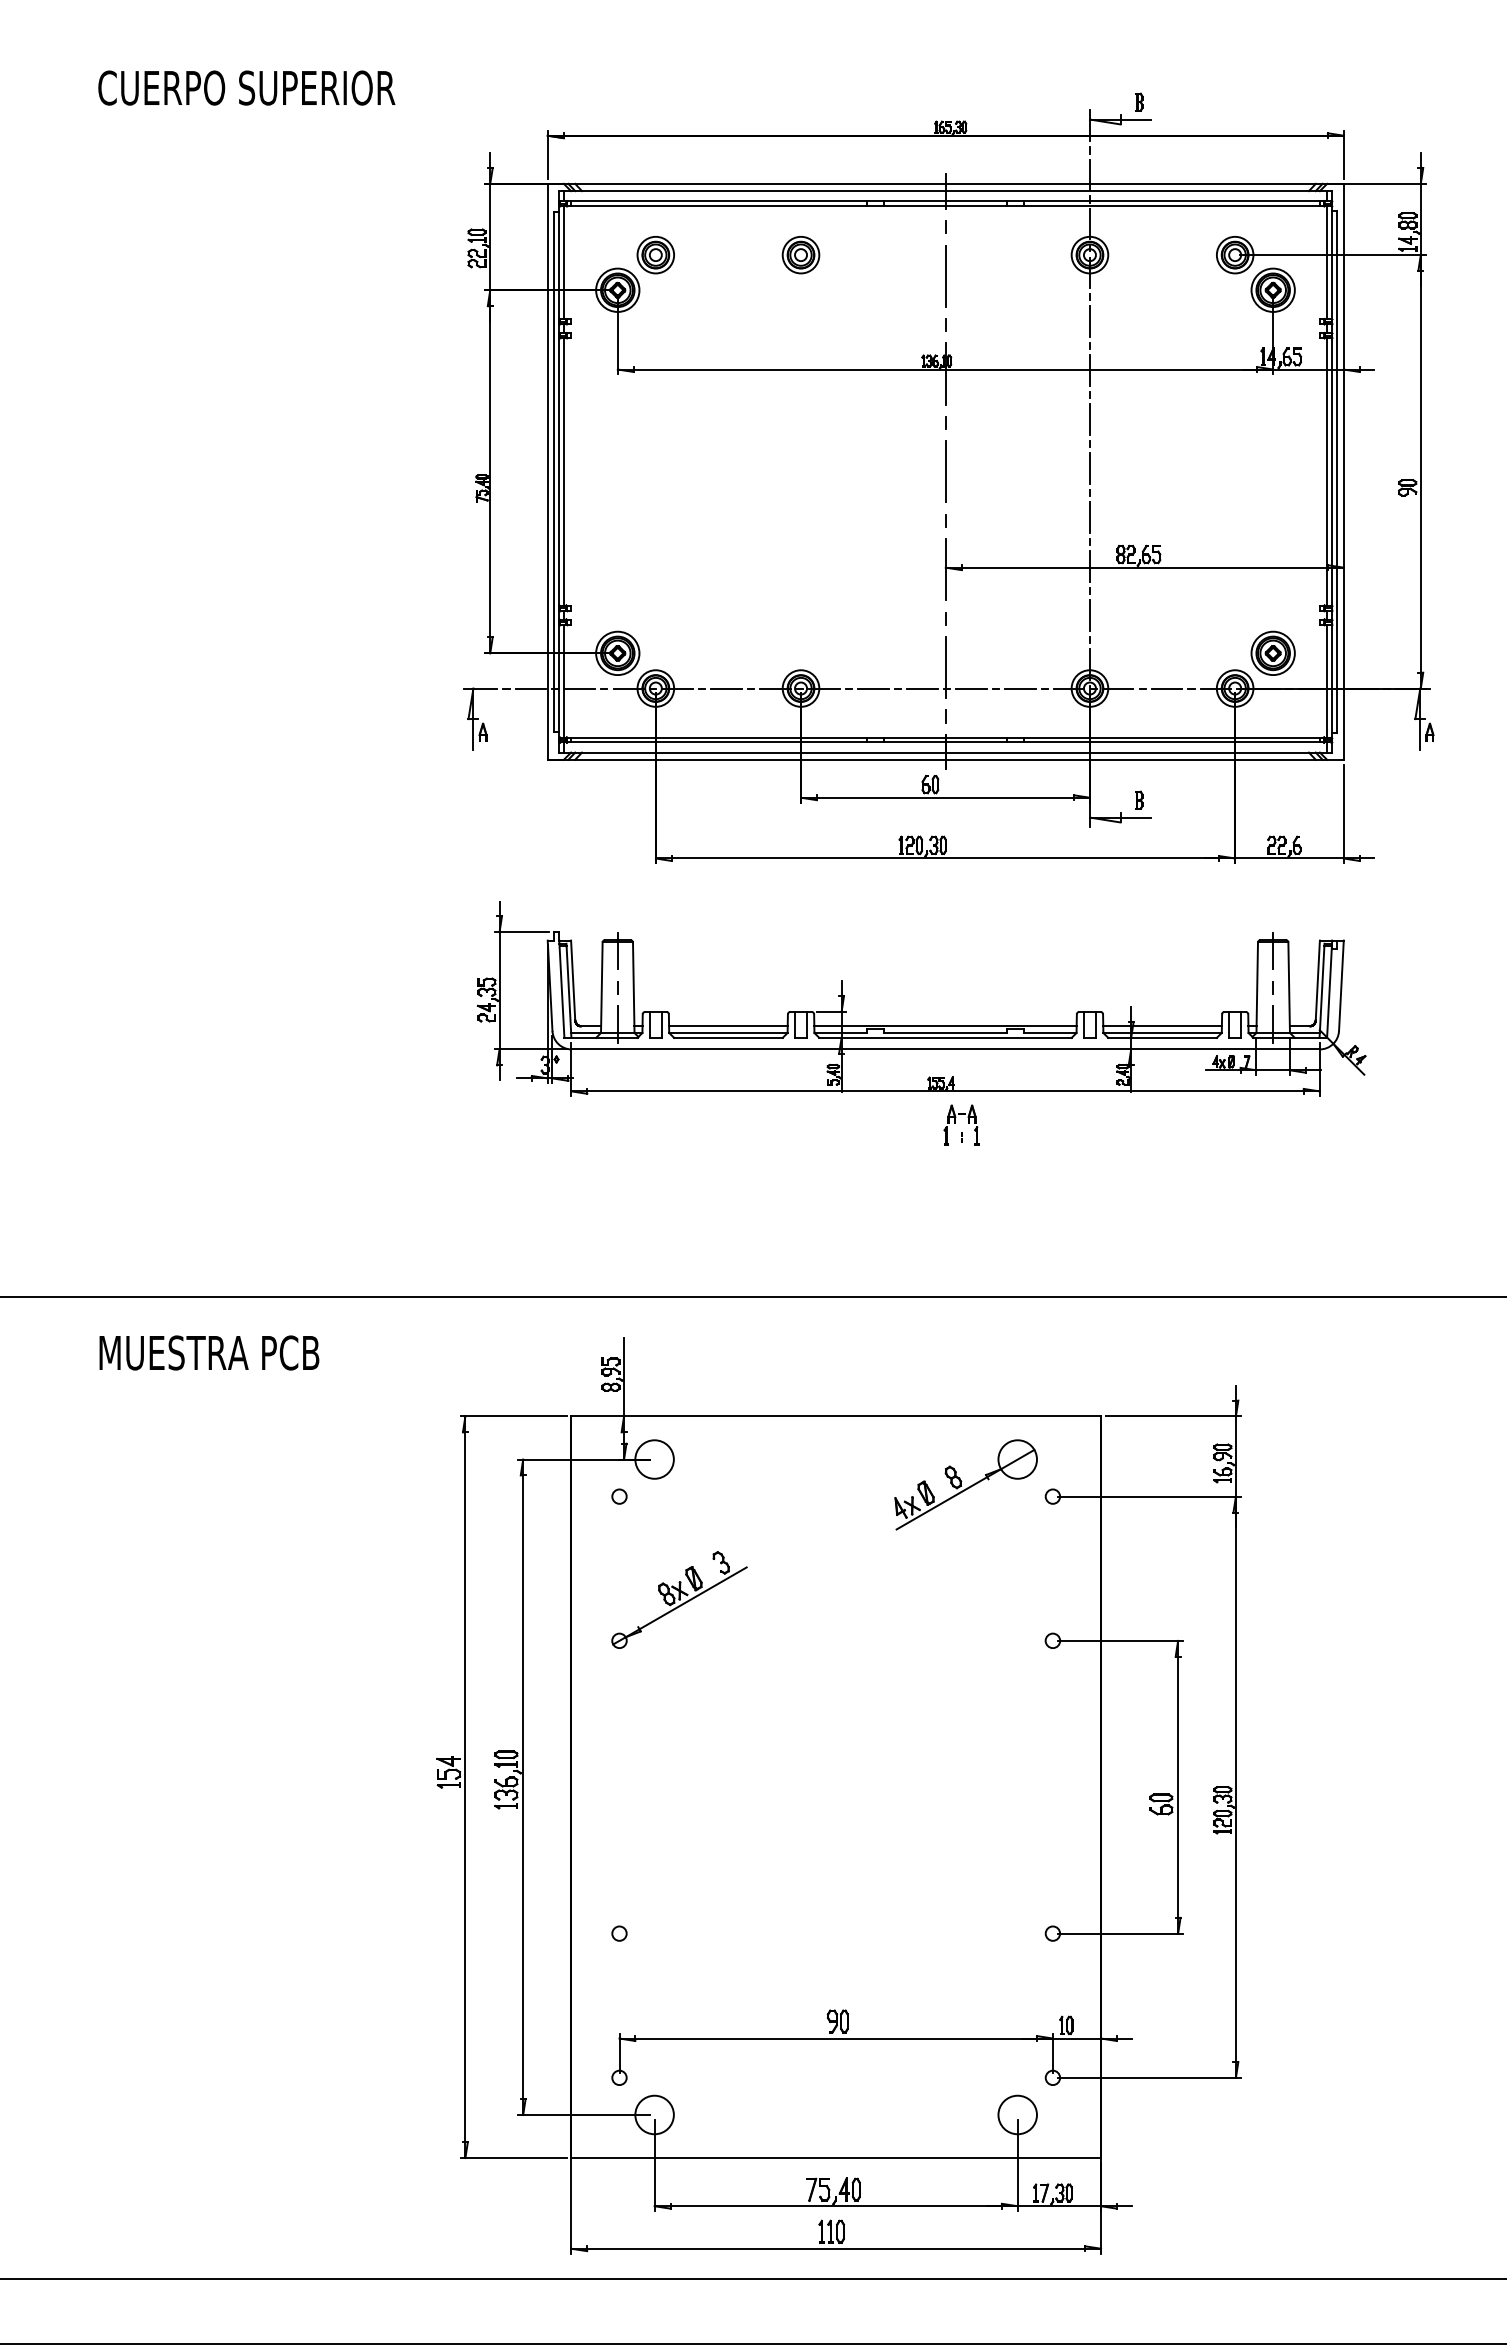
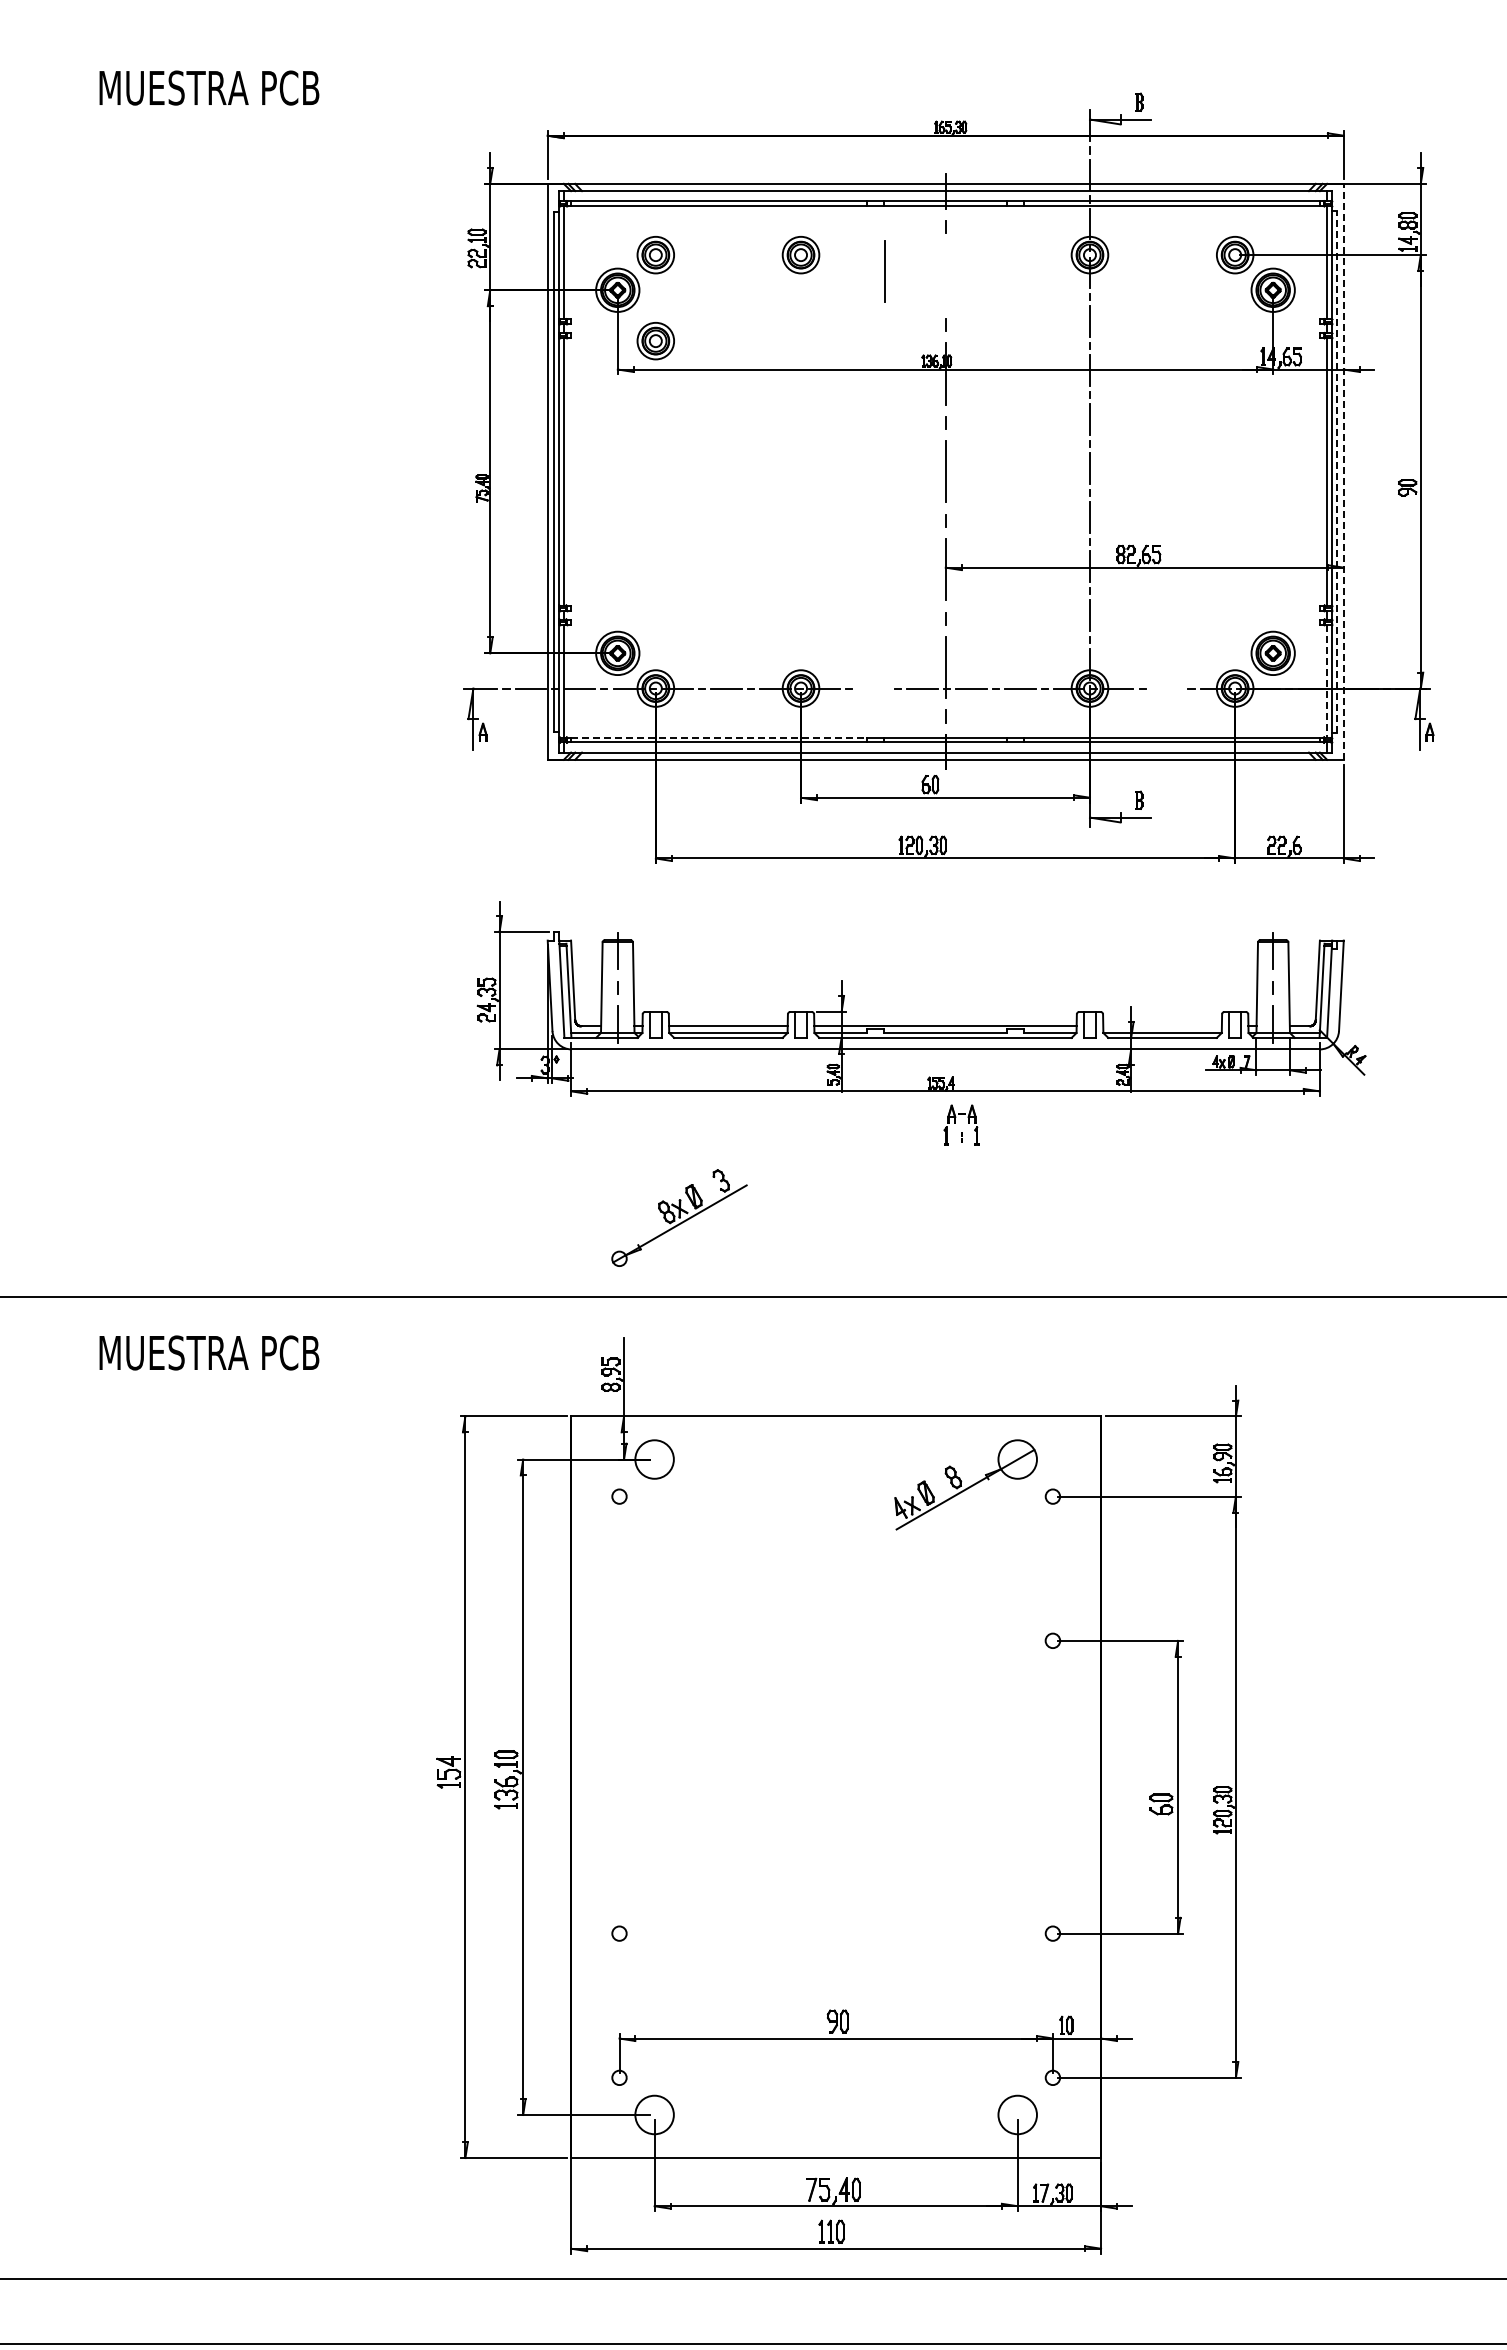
text: CUERPO SUPERIOR -> MUESTRA PCB (246, 87)
line position: (945, 276) -> (884, 271) (884, 271)
part: none -> present (655, 341)
line: solid -> dashed (1337, 471)
line: solid -> dashed (1343, 471)
line: solid -> dashed (1327, 681)
line: present -> none (873, 688)
line: present -> none (1166, 688)
line: solid -> dashed (718, 737)
line: present -> none (1162, 1026)
part position: (679, 1599) -> (679, 1217) (679, 1217)
